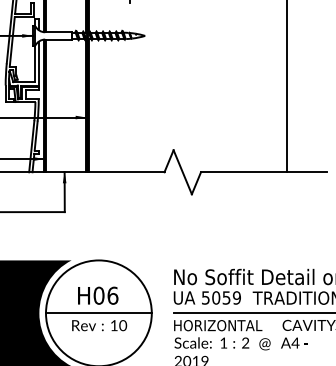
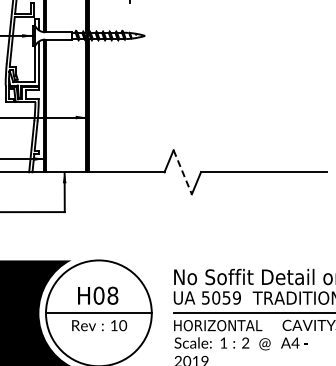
line: present -> none (287, 87)
line: solid -> dashed (182, 172)
text: H06 -> H08 (112, 295)
